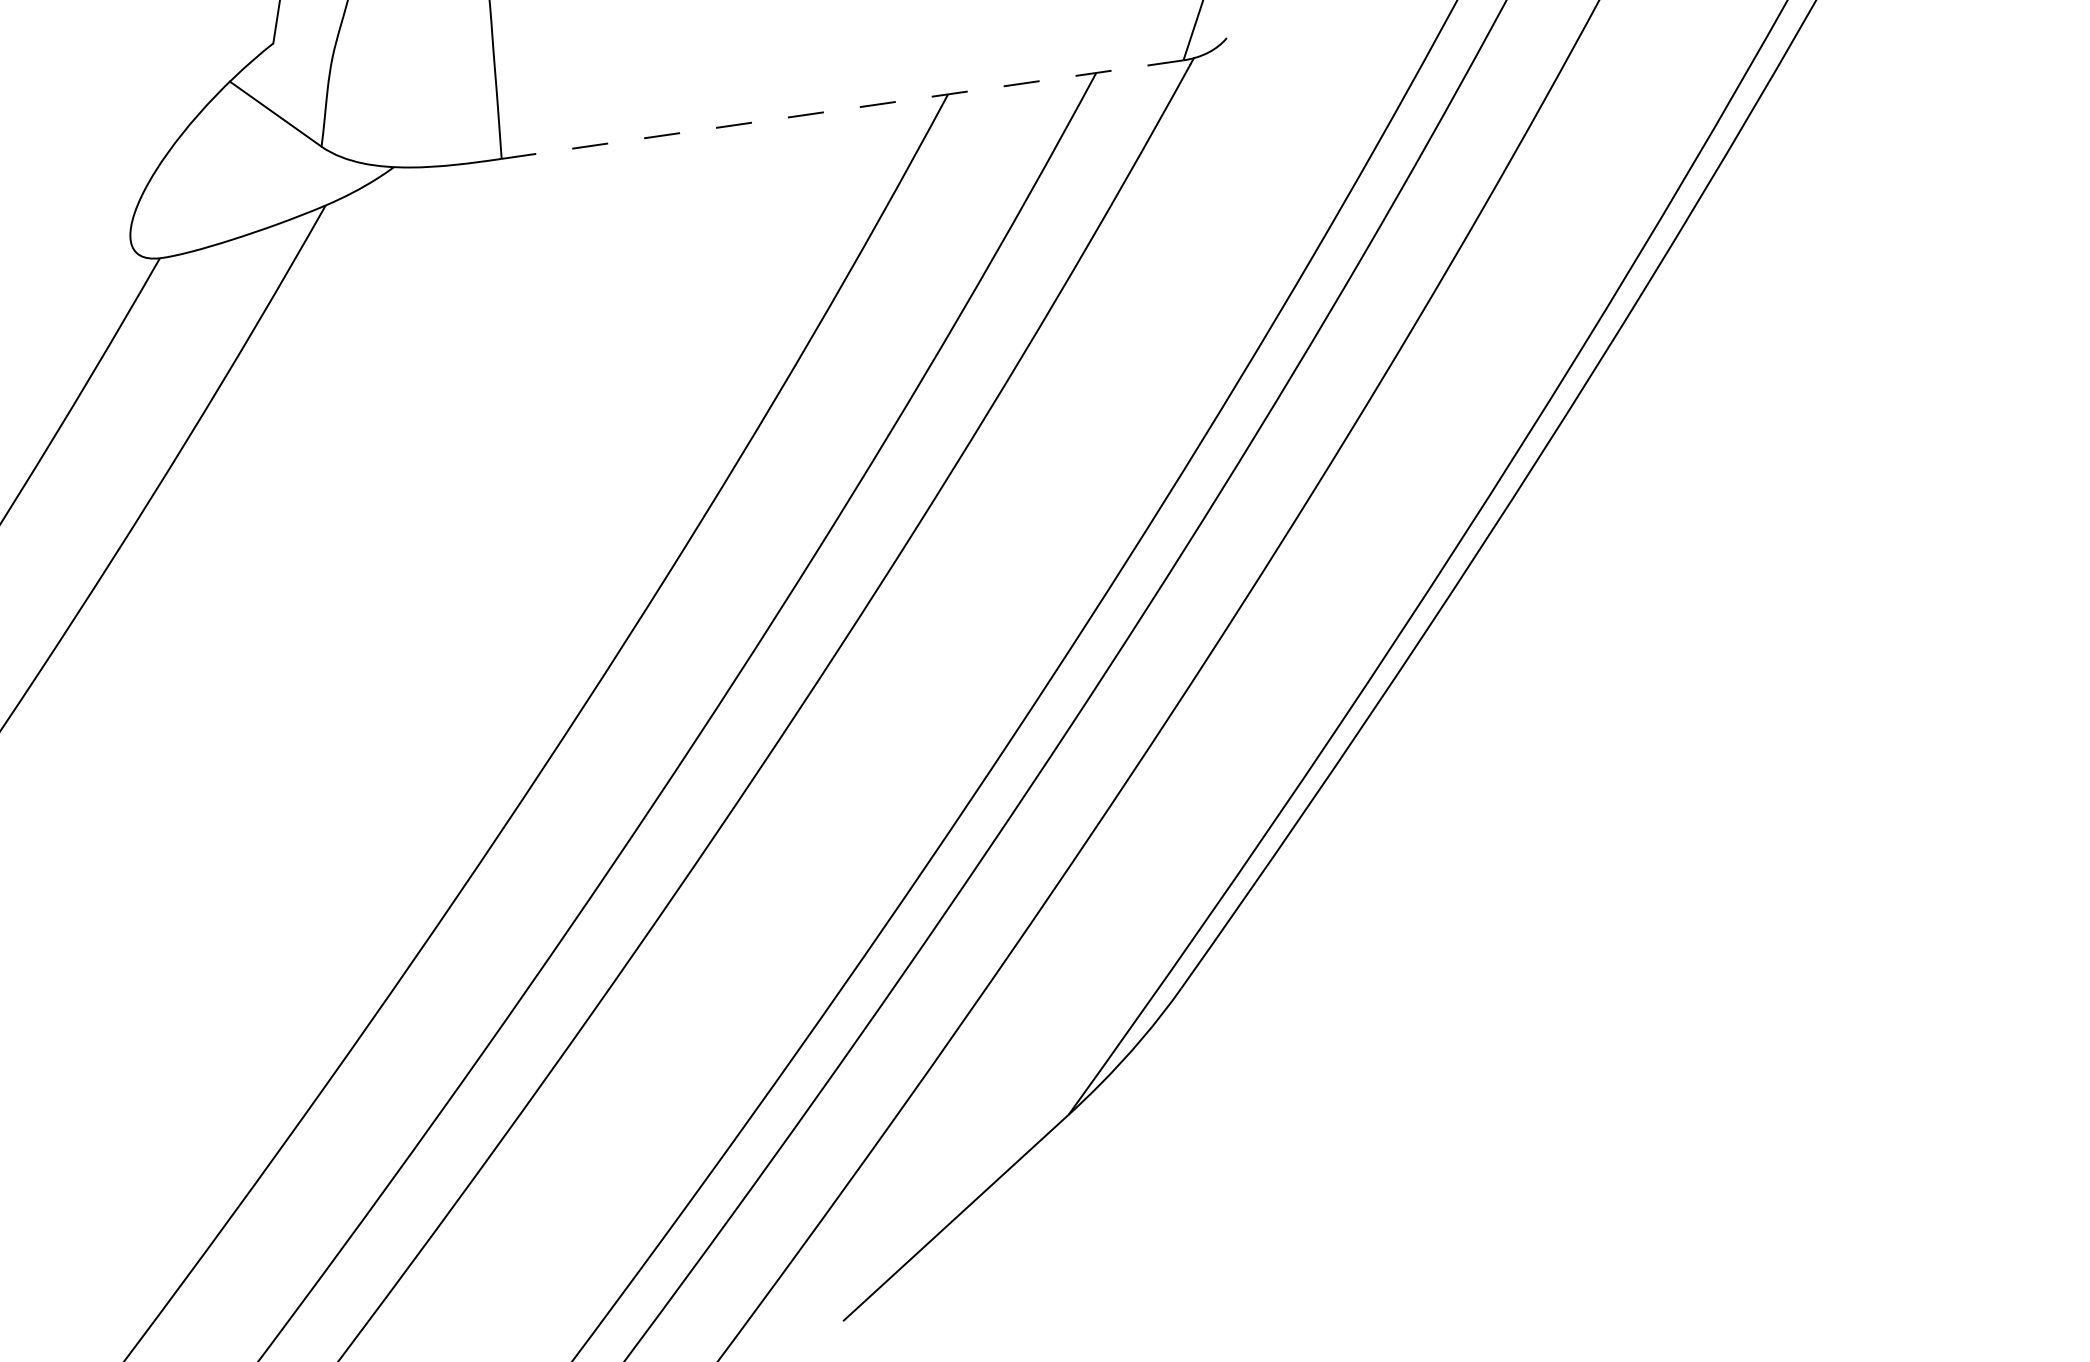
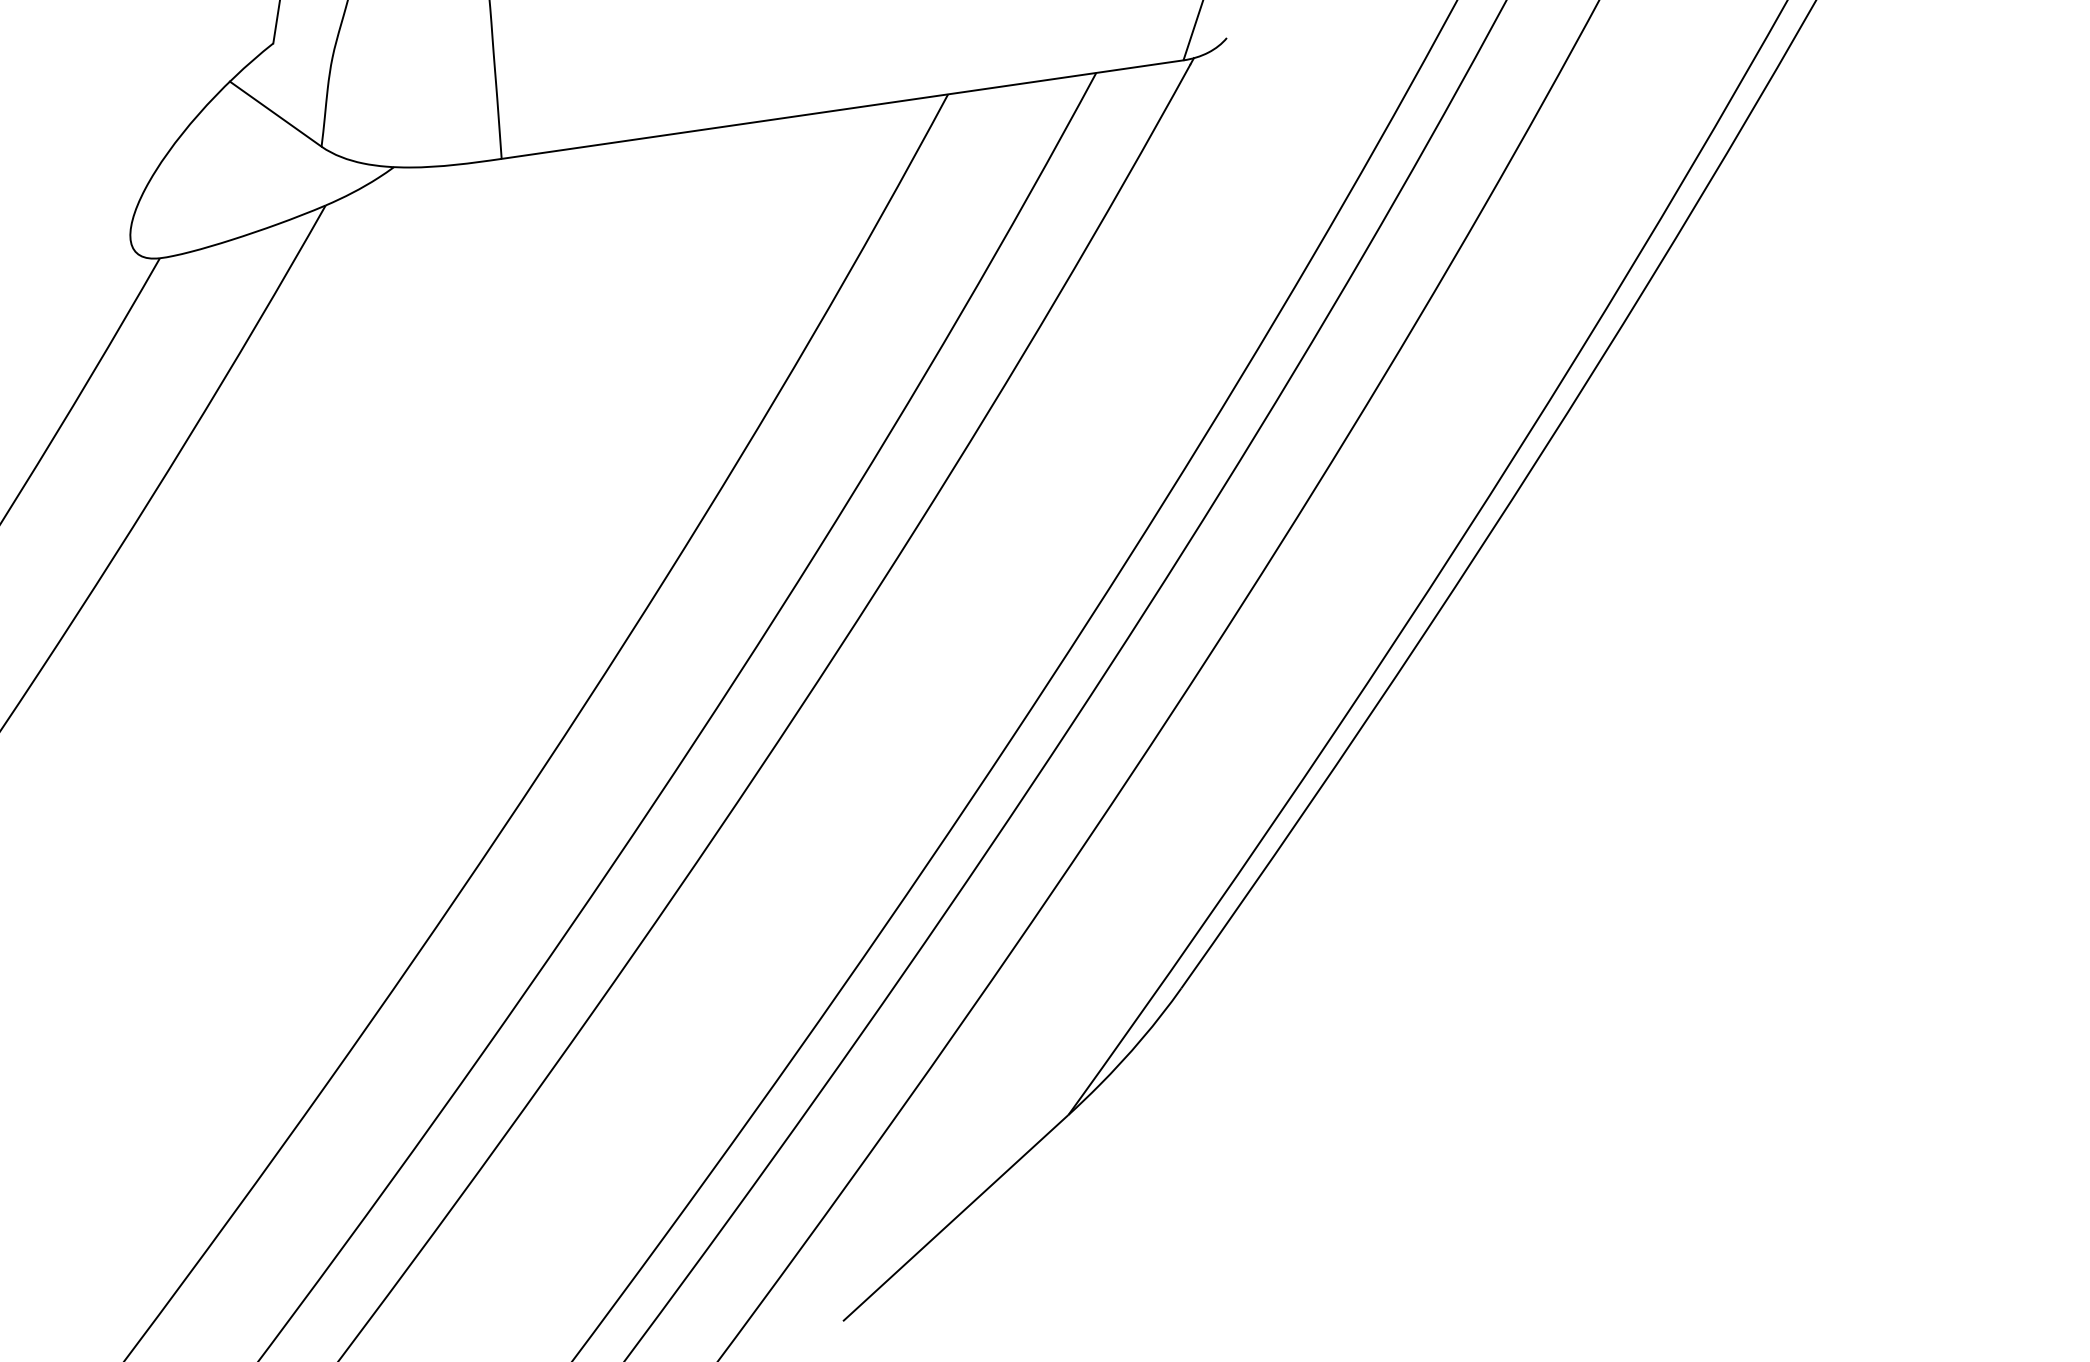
line: dashed -> solid (842, 109)
